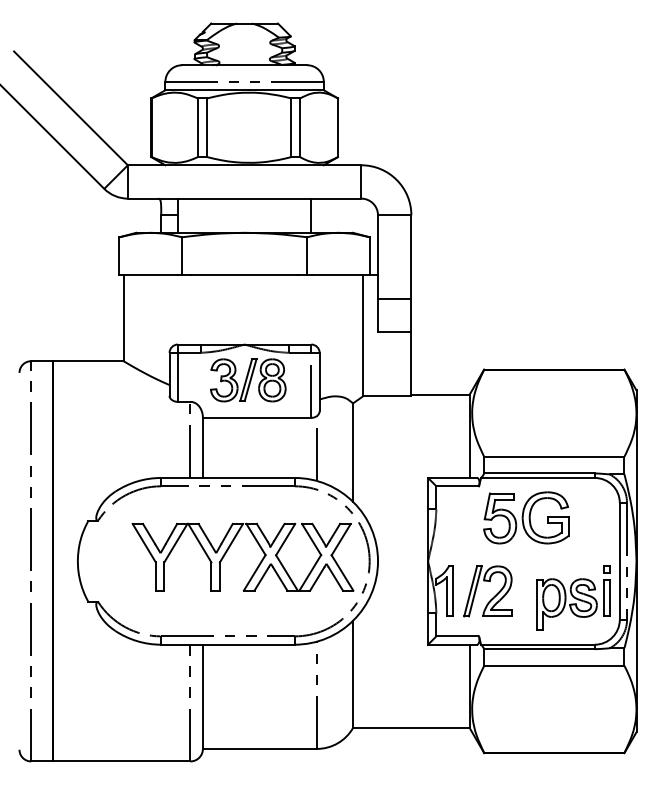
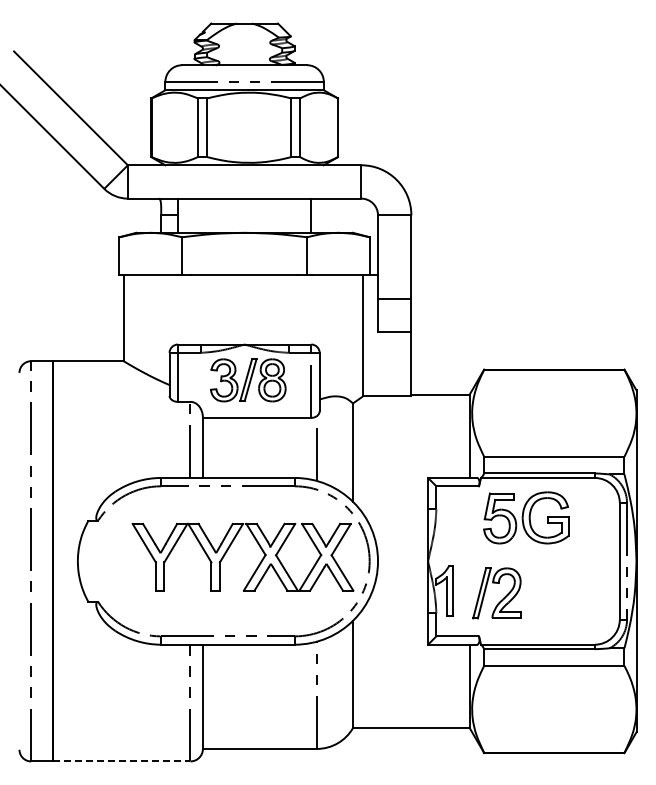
part position: (493, 596) -> (502, 598) (502, 598)
part: present -> none (573, 597)
line: solid -> dashed (121, 761)
